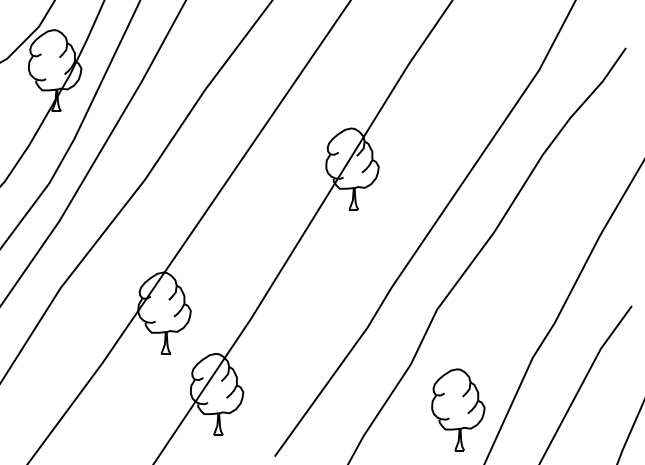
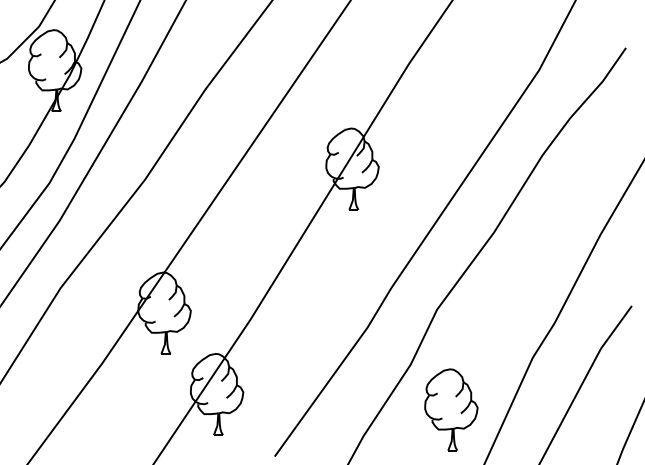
part position: (458, 409) -> (451, 409) (451, 409)
